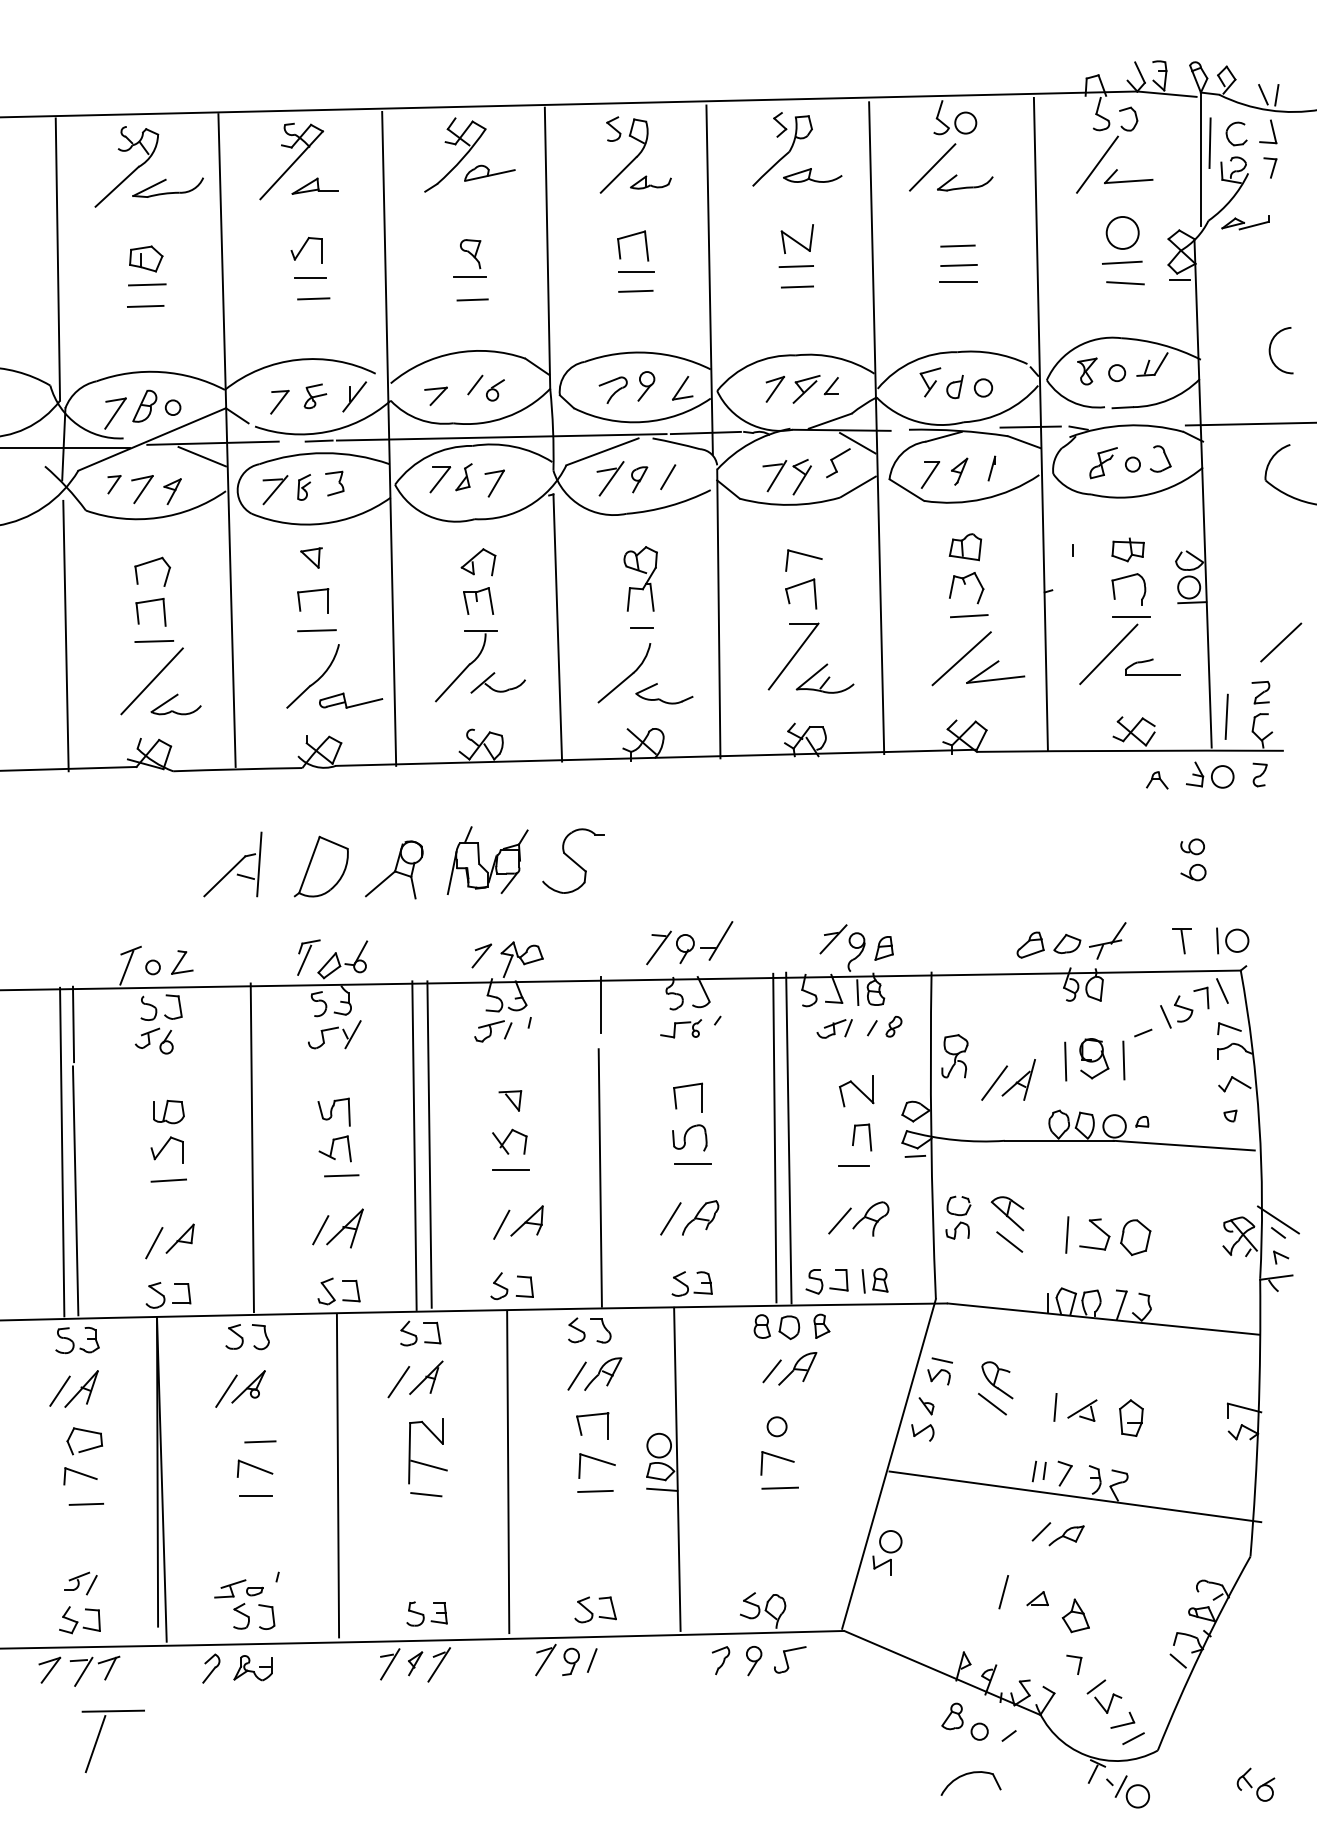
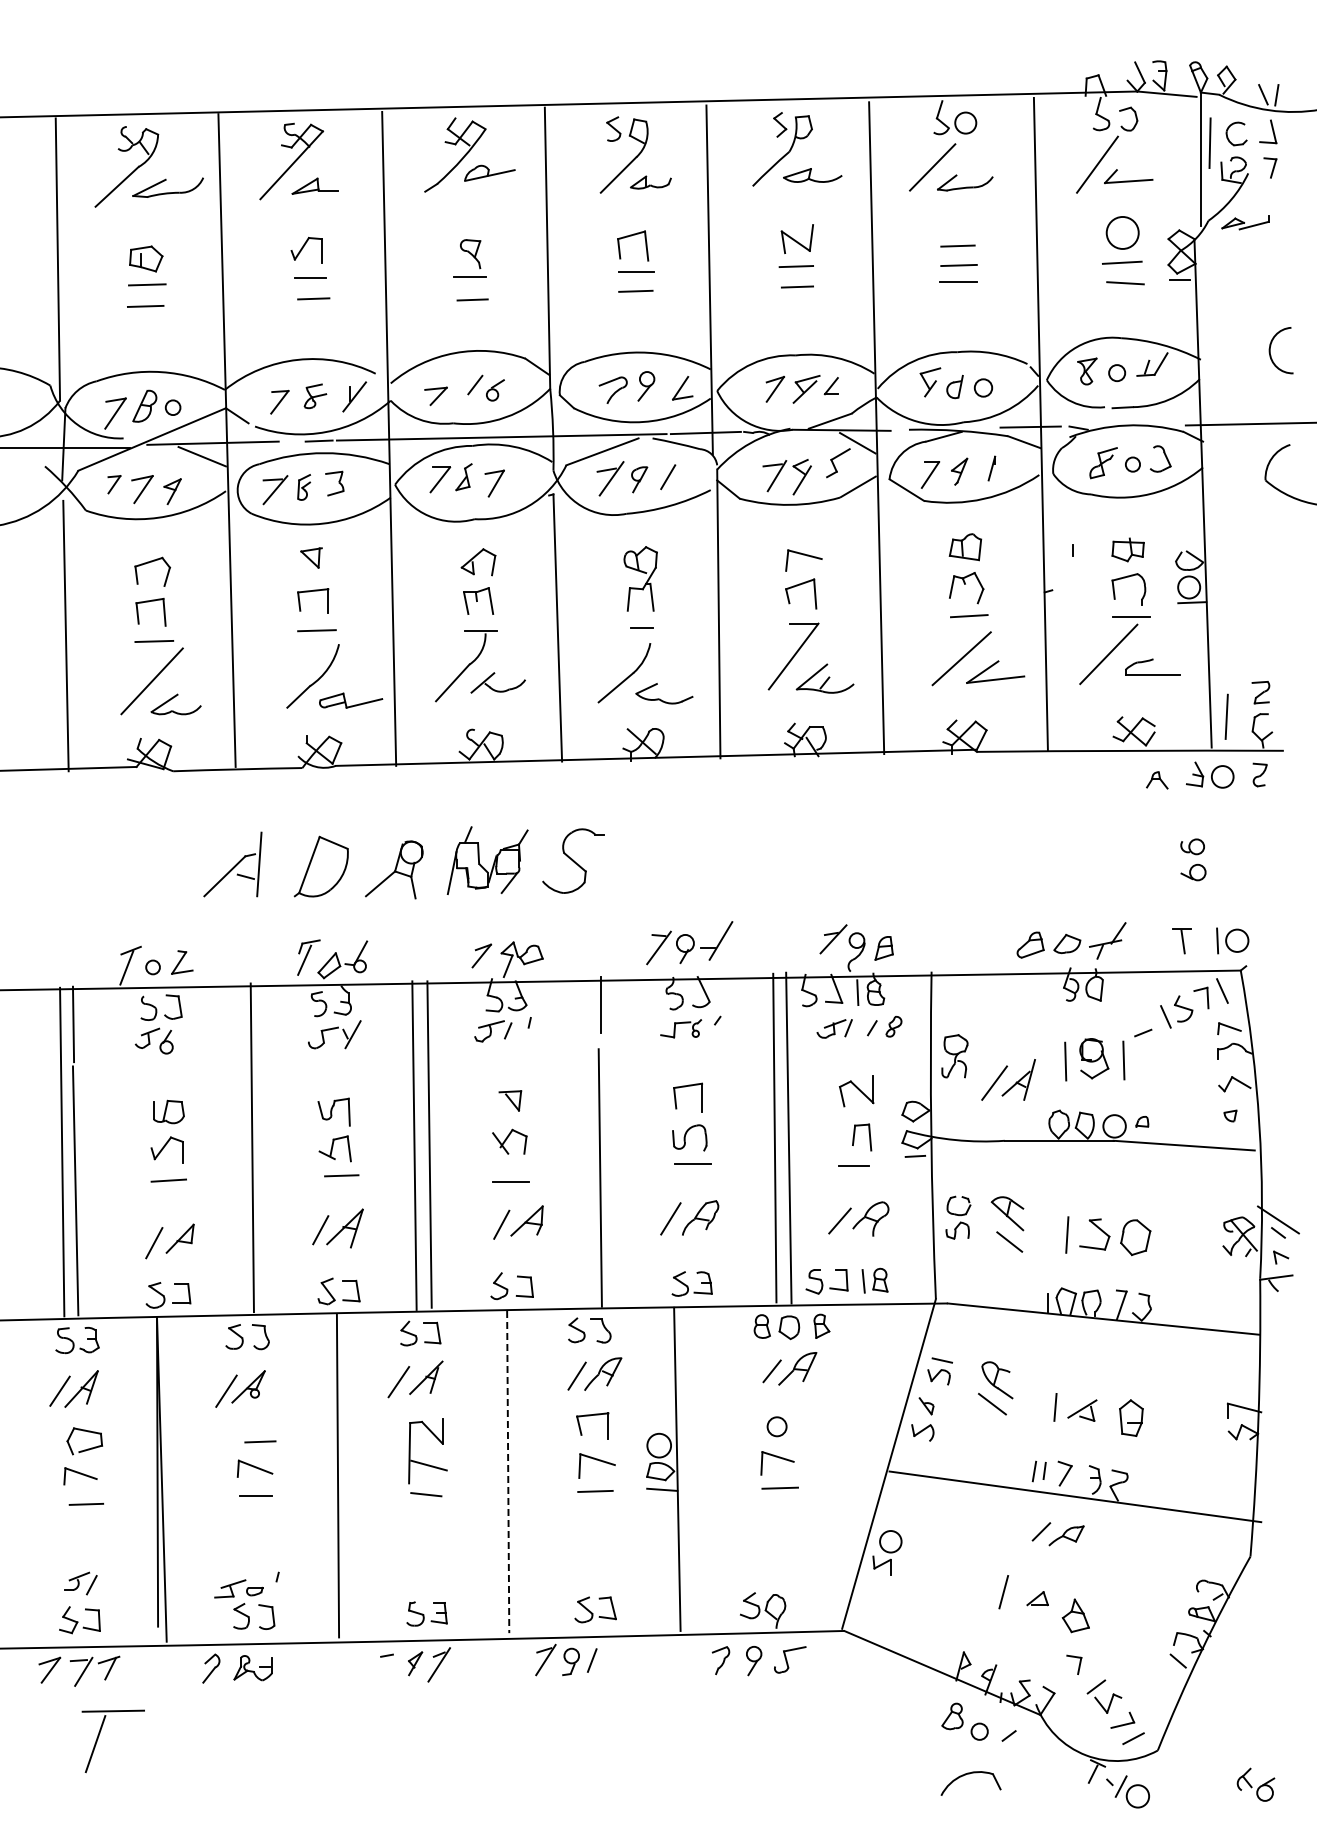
line: present -> none (1281, 642)
line position: (510, 1169) -> (510, 1181) (510, 1181)
line: solid -> dashed (508, 1472)
line: present -> none (390, 1664)
